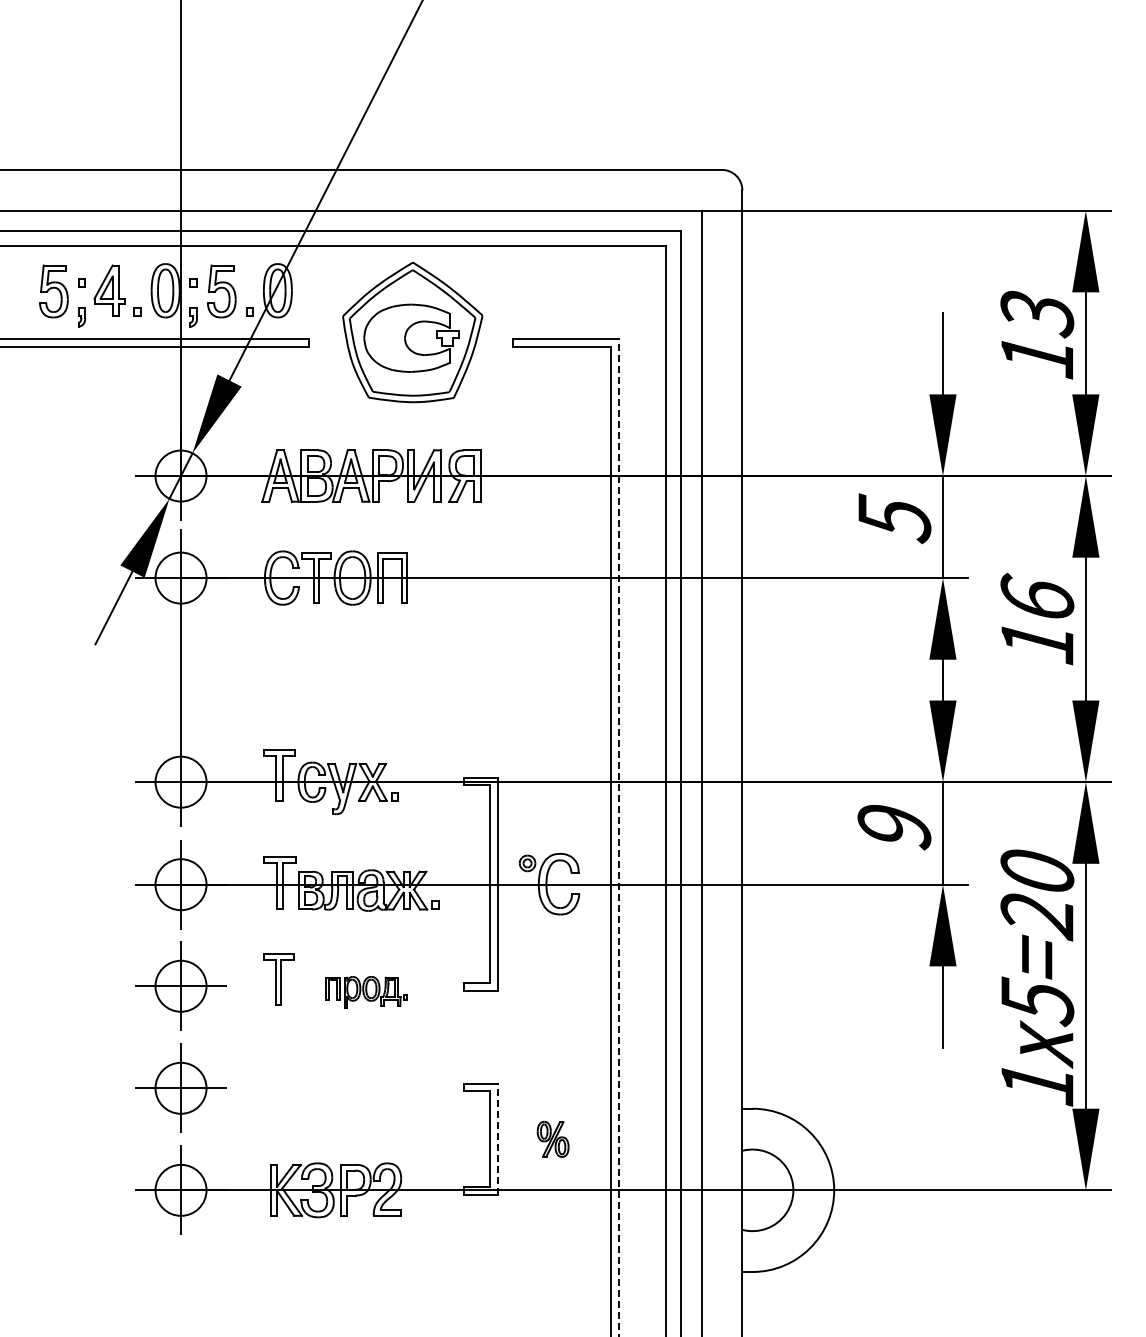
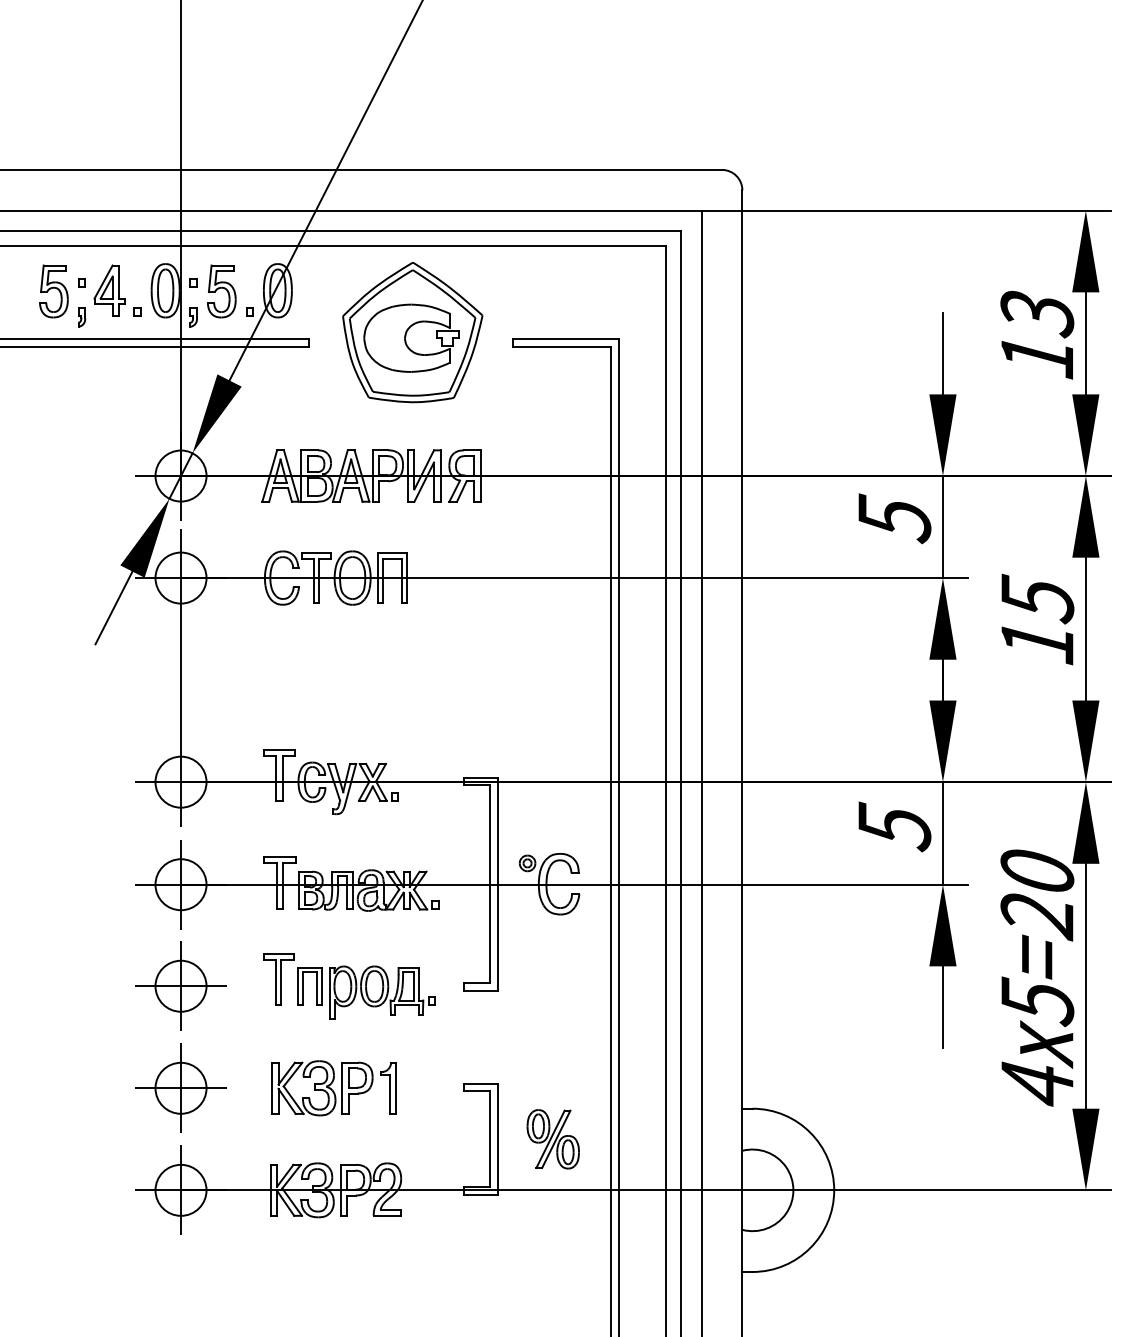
text: 16 -> 15 (1037, 598)
text: 9 -> 5 (894, 826)
line: dashed -> solid (618, 838)
part size: 83x33 px -> 139x55 px (366, 992)
text: 1 -> 4 (1037, 1083)
part: none -> present (333, 1088)
line: dashed -> solid (497, 1138)
part size: 34x37 px -> 54x61 px (552, 1139)
